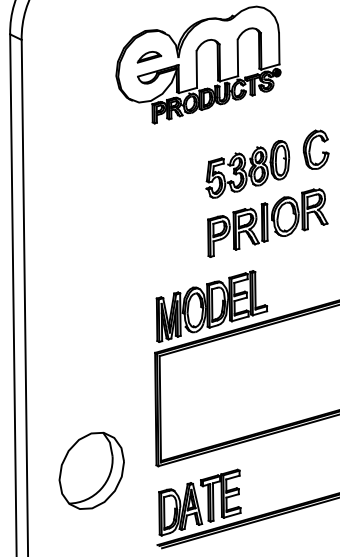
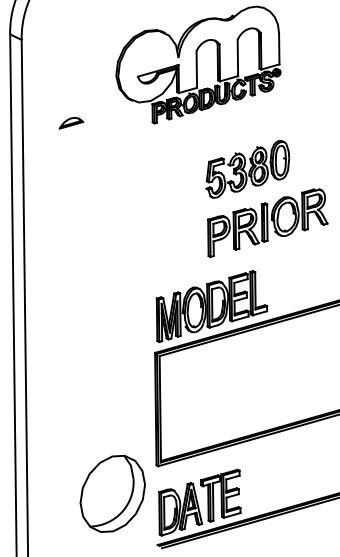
part position: (149, 57) -> (71, 123) (71, 123)
part: present -> none (315, 149)
part position: (91, 470) -> (112, 493) (112, 493)
